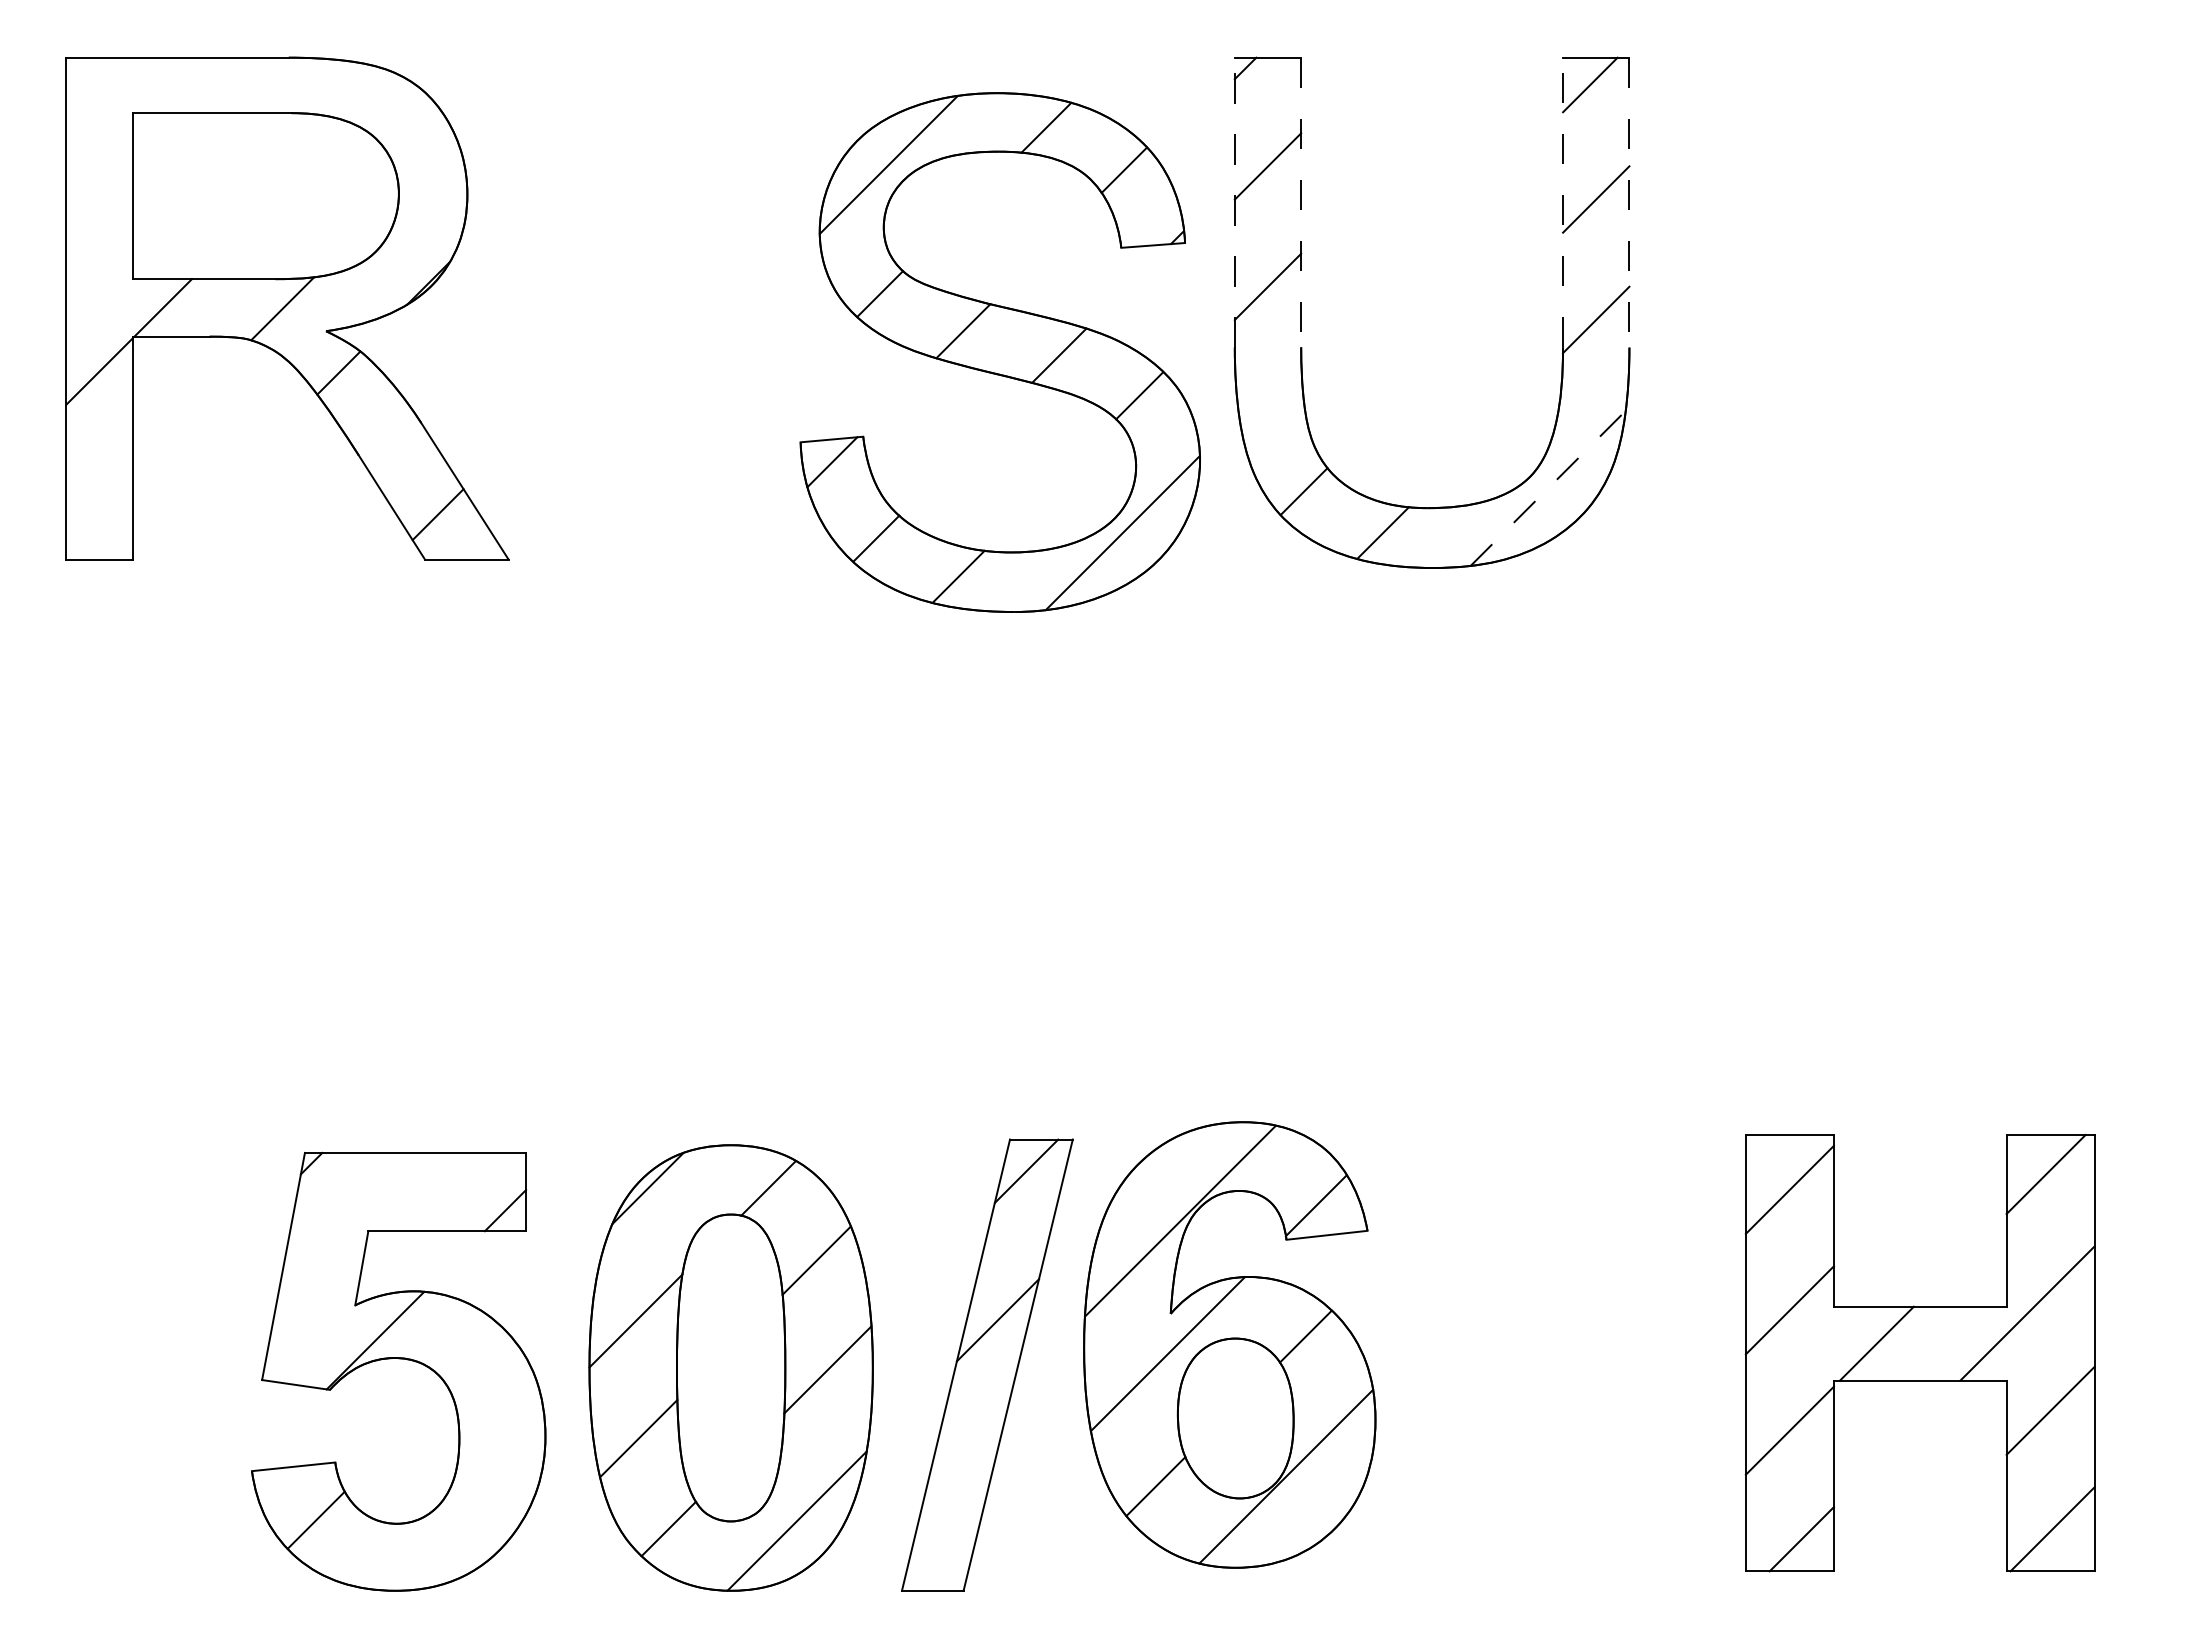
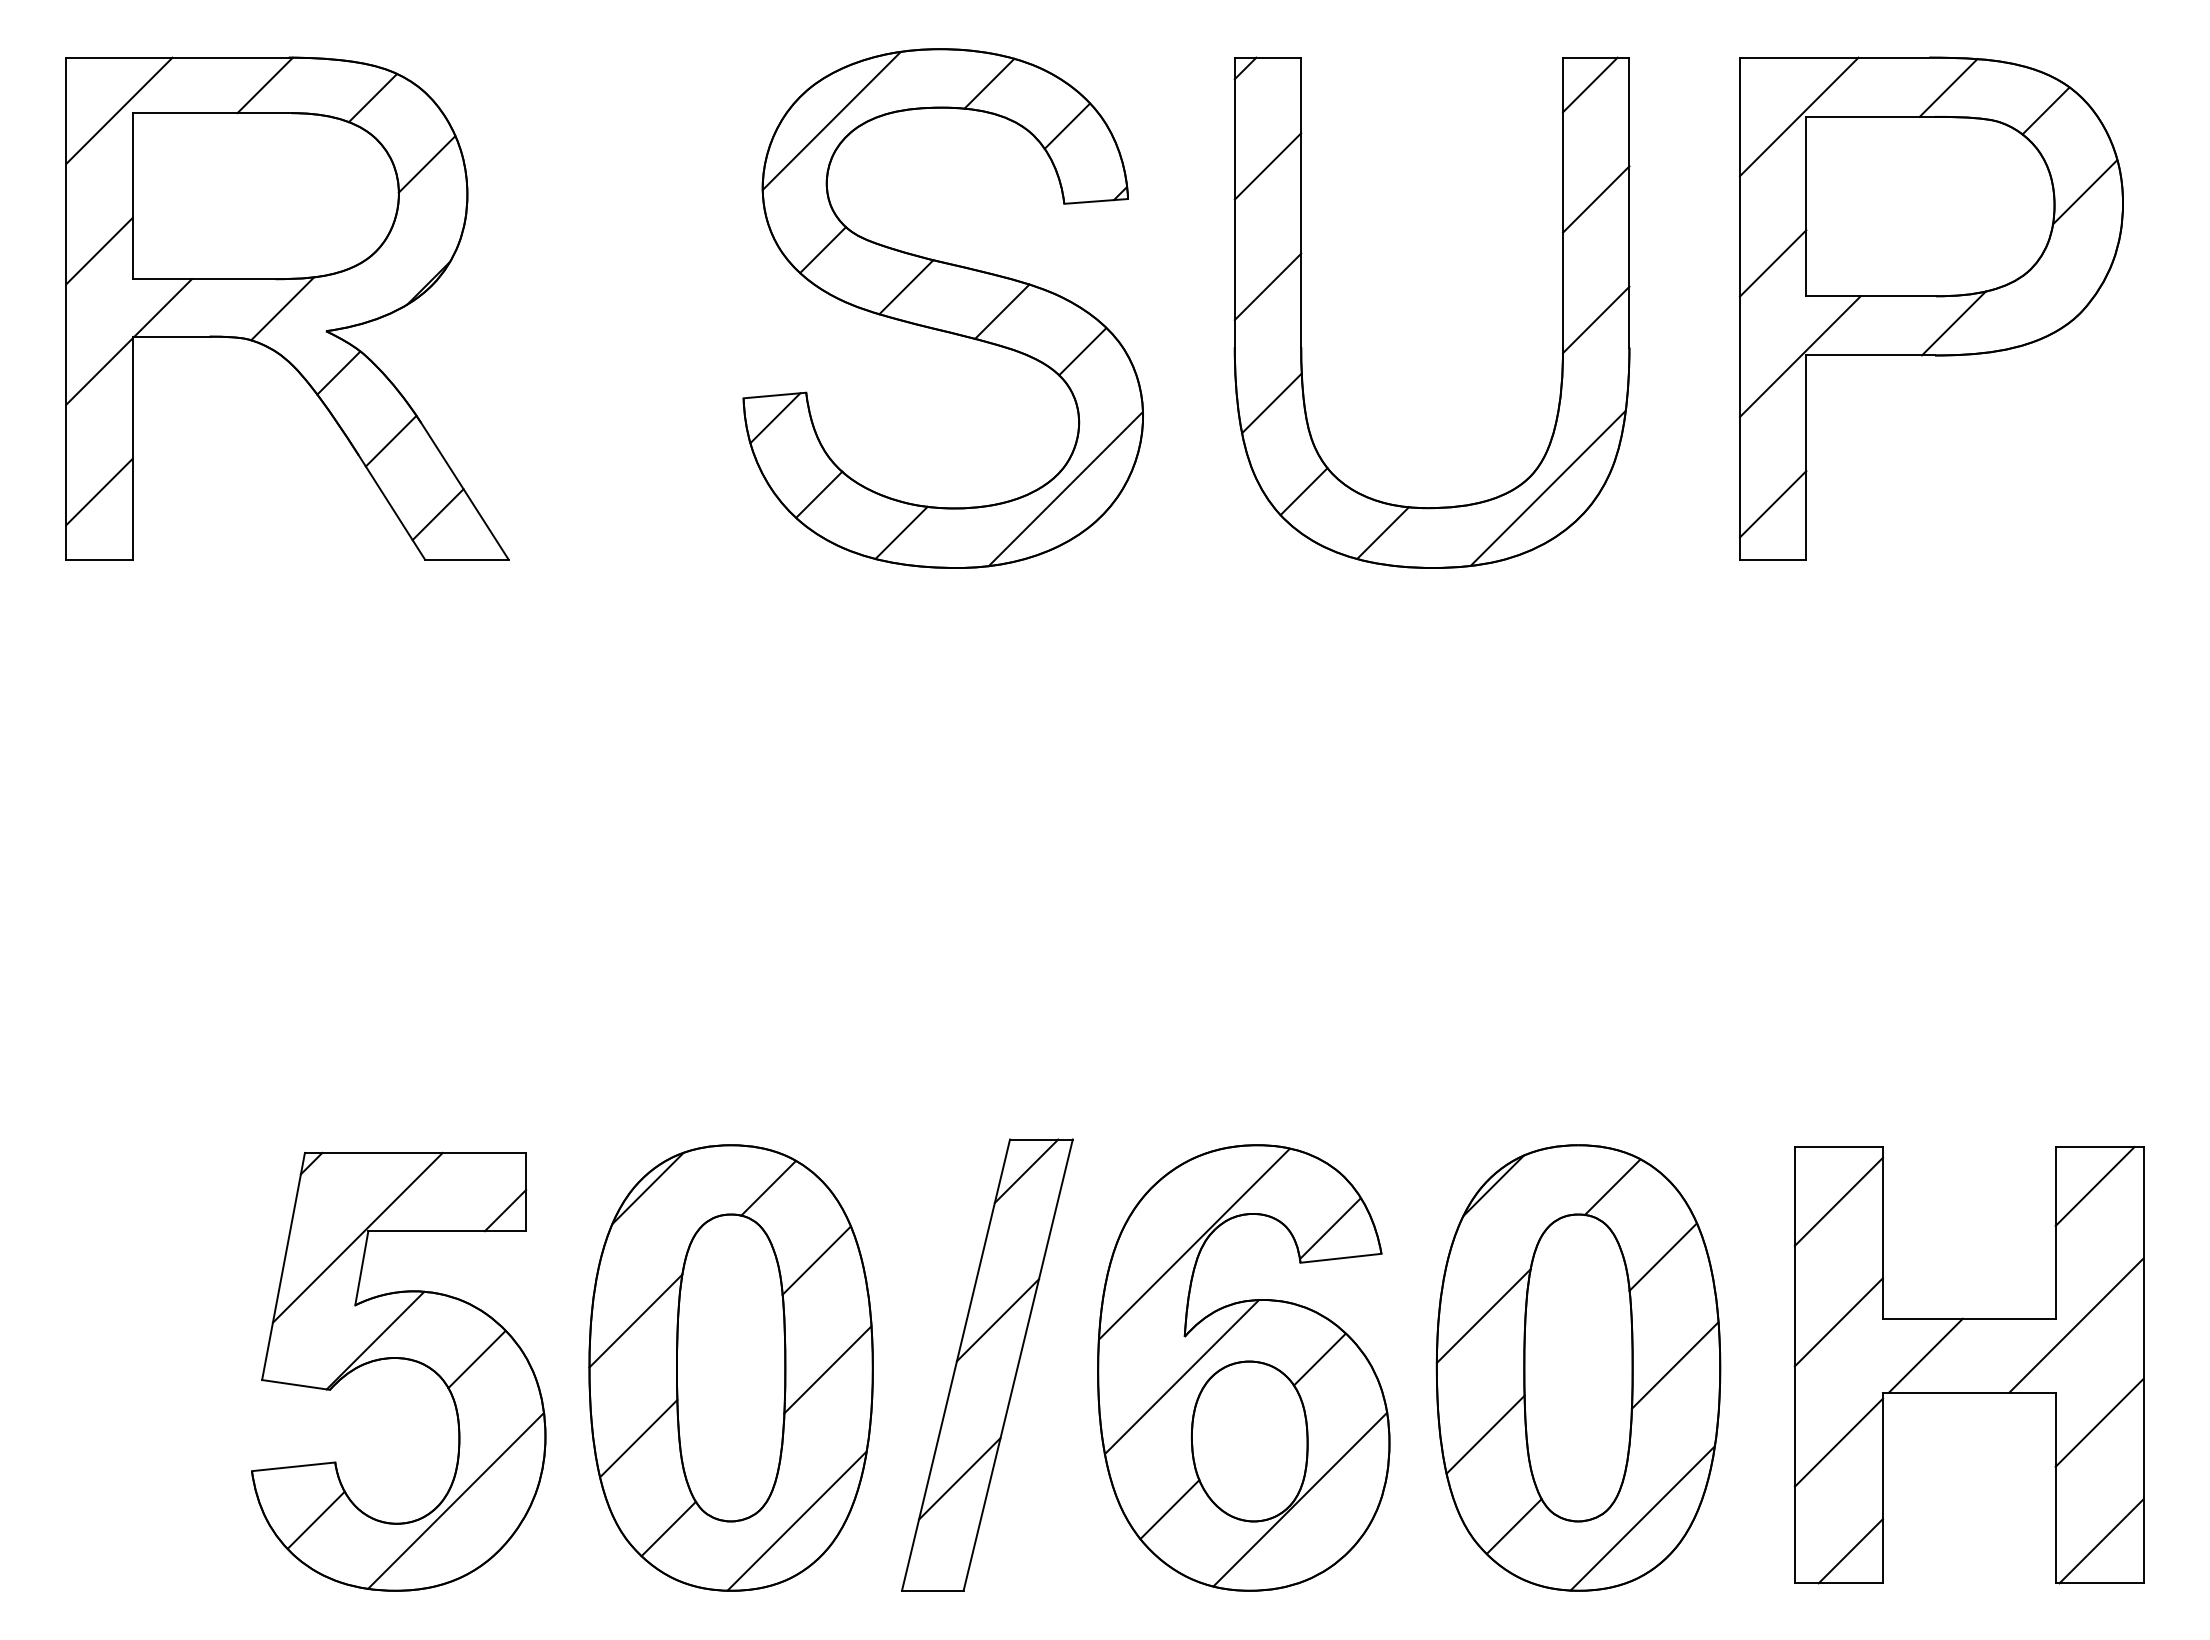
line: none -> present (264, 85)
line: none -> present (372, 98)
line: none -> present (119, 110)
line: none -> present (426, 164)
line: dashed -> solid (1234, 202)
line: dashed -> solid (1301, 202)
line: dashed -> solid (1563, 202)
line: dashed -> solid (1629, 202)
line: none -> present (99, 251)
part: none -> present (1930, 308)
part position: (999, 352) -> (942, 308) (942, 308)
line: none -> present (1271, 403)
line: none -> present (390, 440)
line: dashed -> solid (1548, 488)
line: none -> present (99, 491)
line: none -> present (357, 1237)
part position: (1229, 1344) -> (1243, 1367) (1243, 1367)
part position: (1919, 1352) -> (1968, 1364) (1968, 1364)
line: none -> present (476, 1359)
part: none -> present (1578, 1367)
line: none -> present (959, 1478)
line: none -> present (455, 1500)
